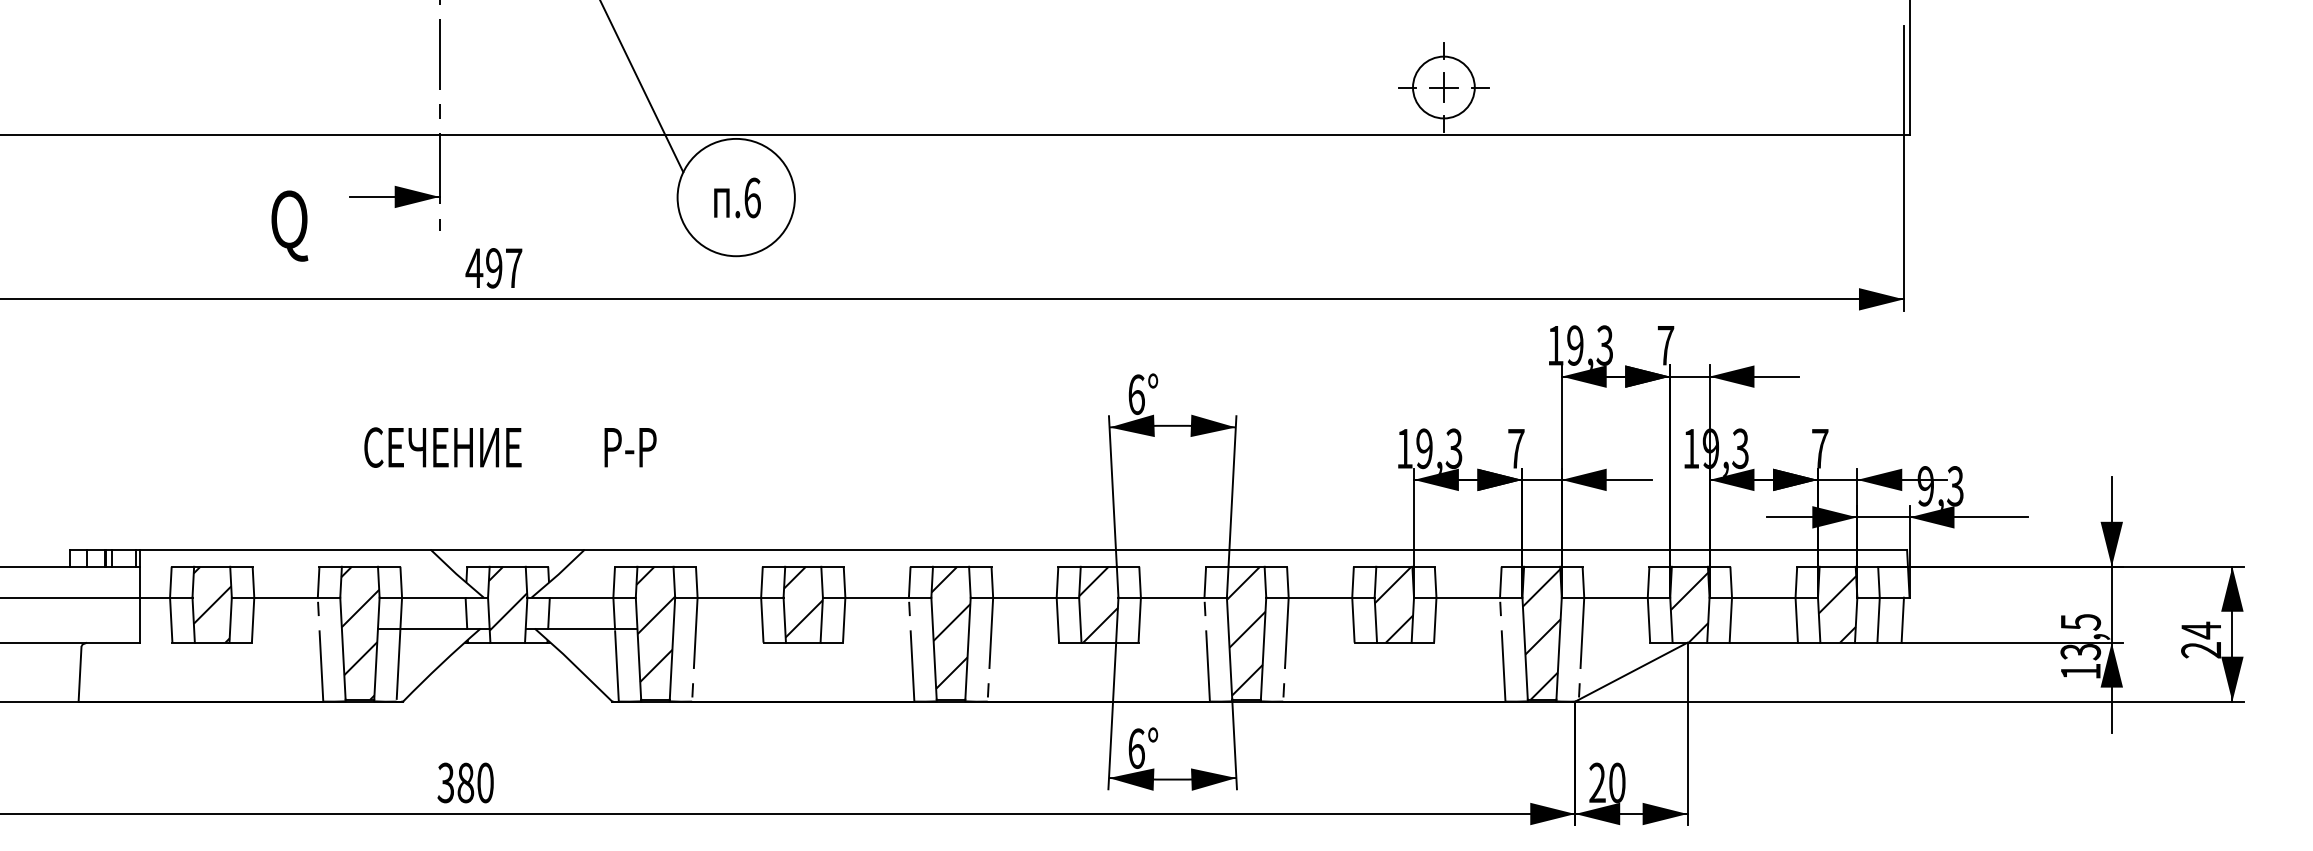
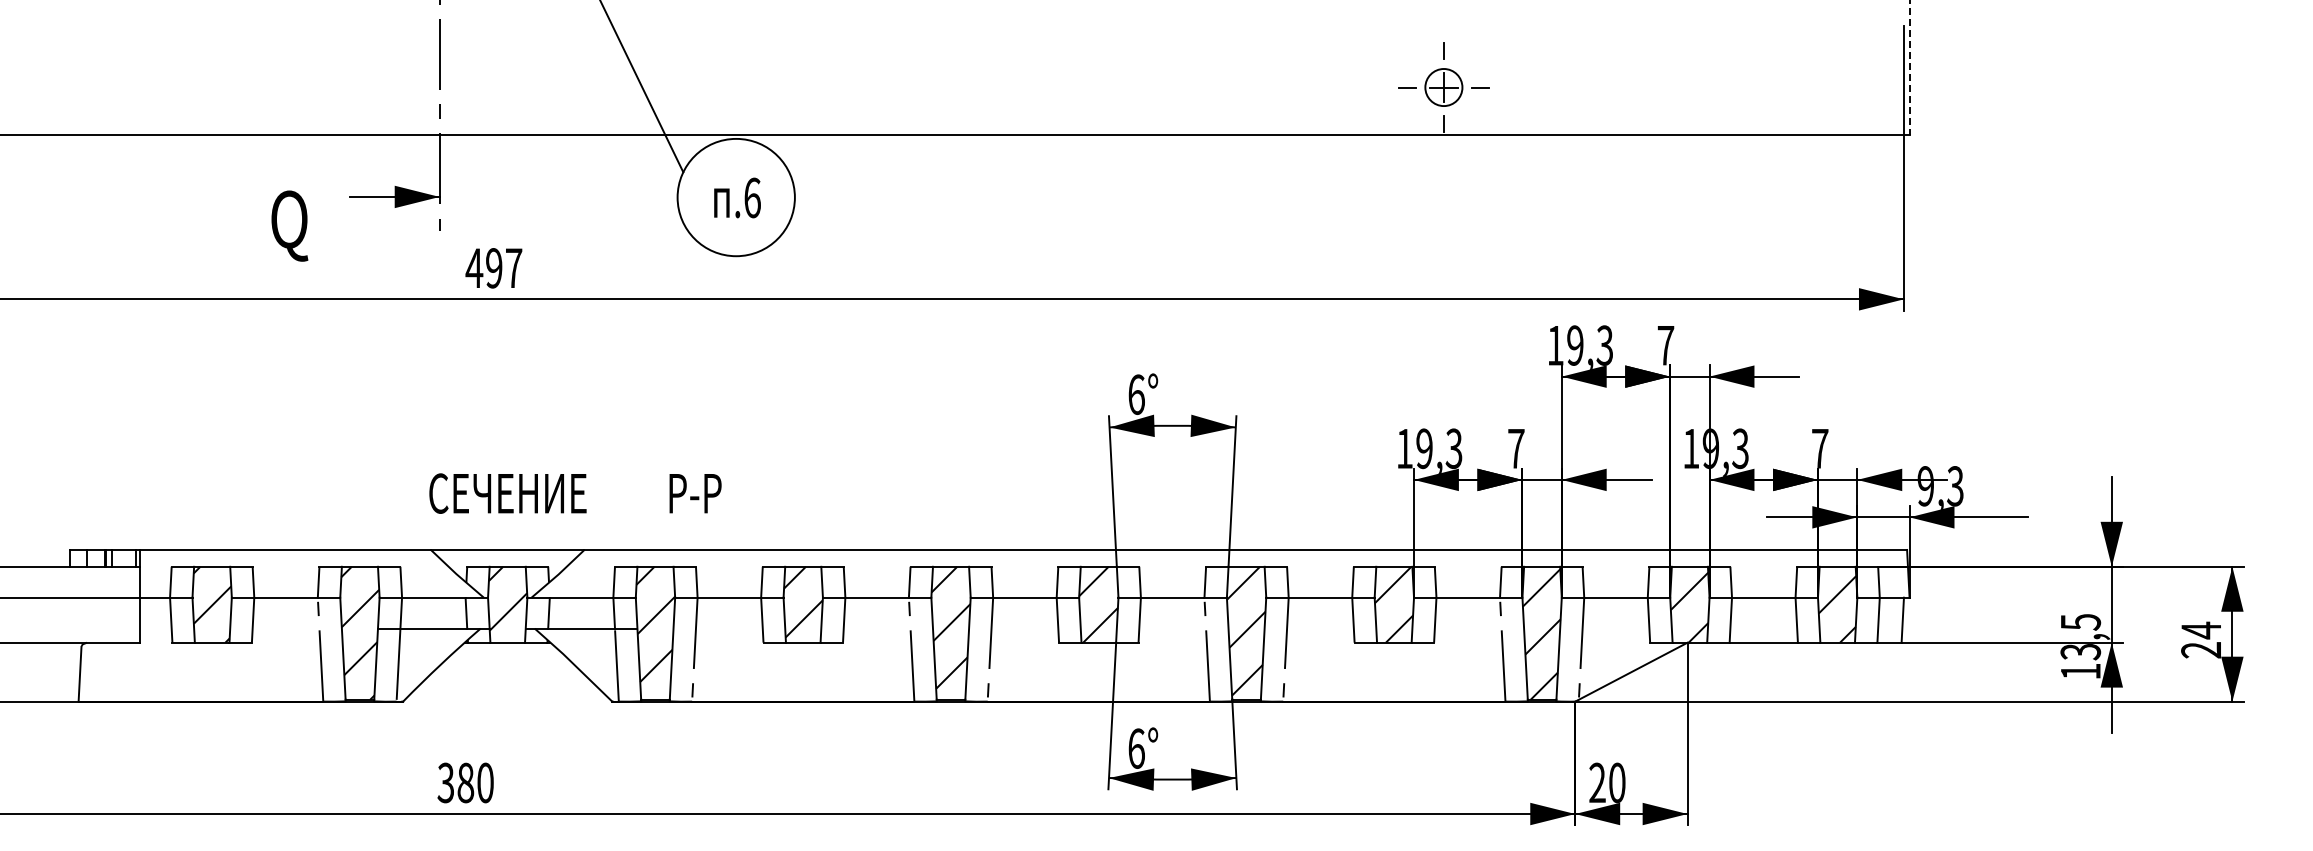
line: solid -> dashed (1909, 68)
circle diameter: 62 px -> 37 px (1443, 87)
text position: (510, 447) -> (575, 493) (575, 493)
